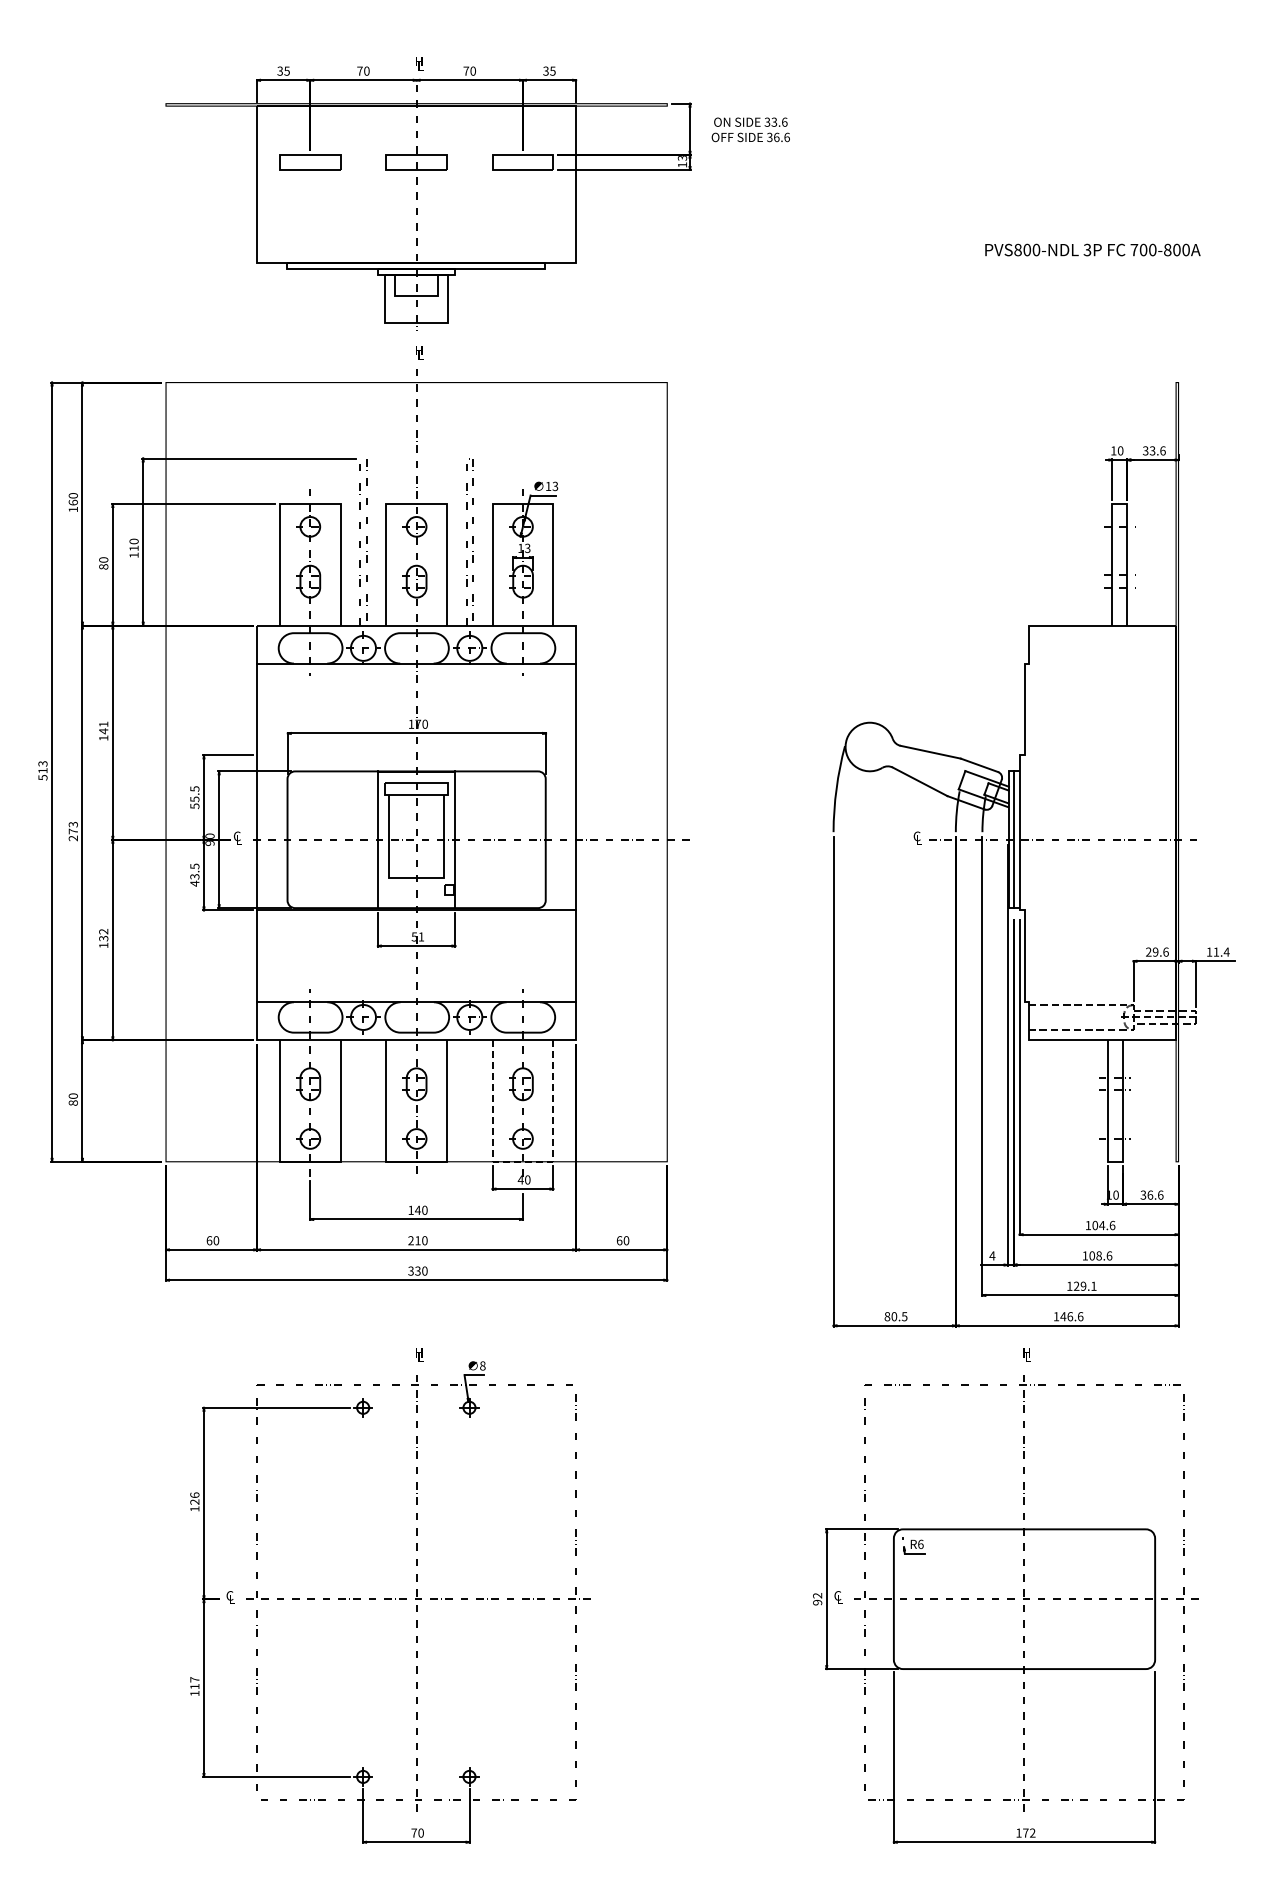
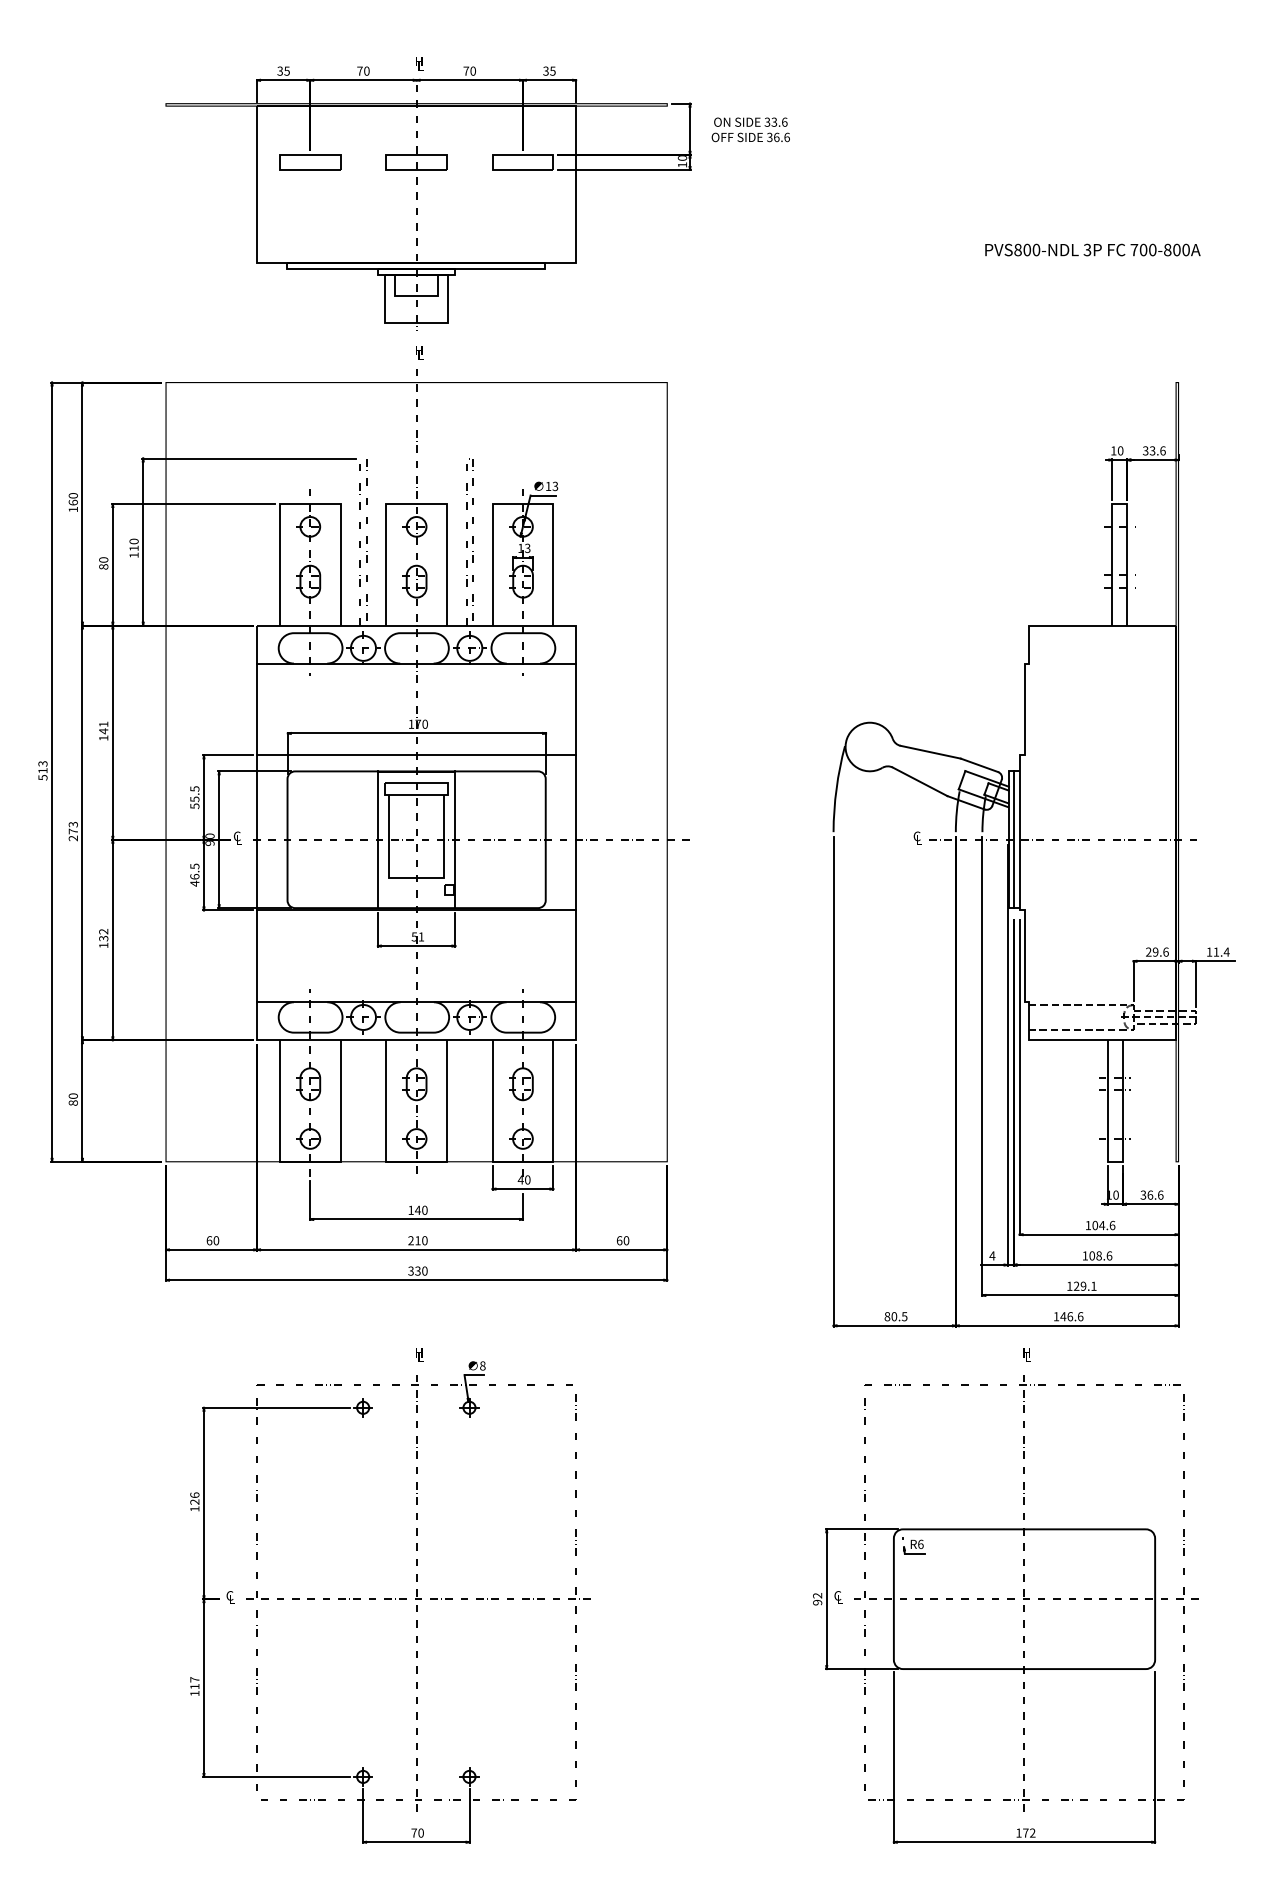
text: 13 -> 10 (682, 158)
line: none -> present (416, 755)
text: 43.5 -> 46.5 (194, 876)
line: dashed -> solid (522, 1161)
